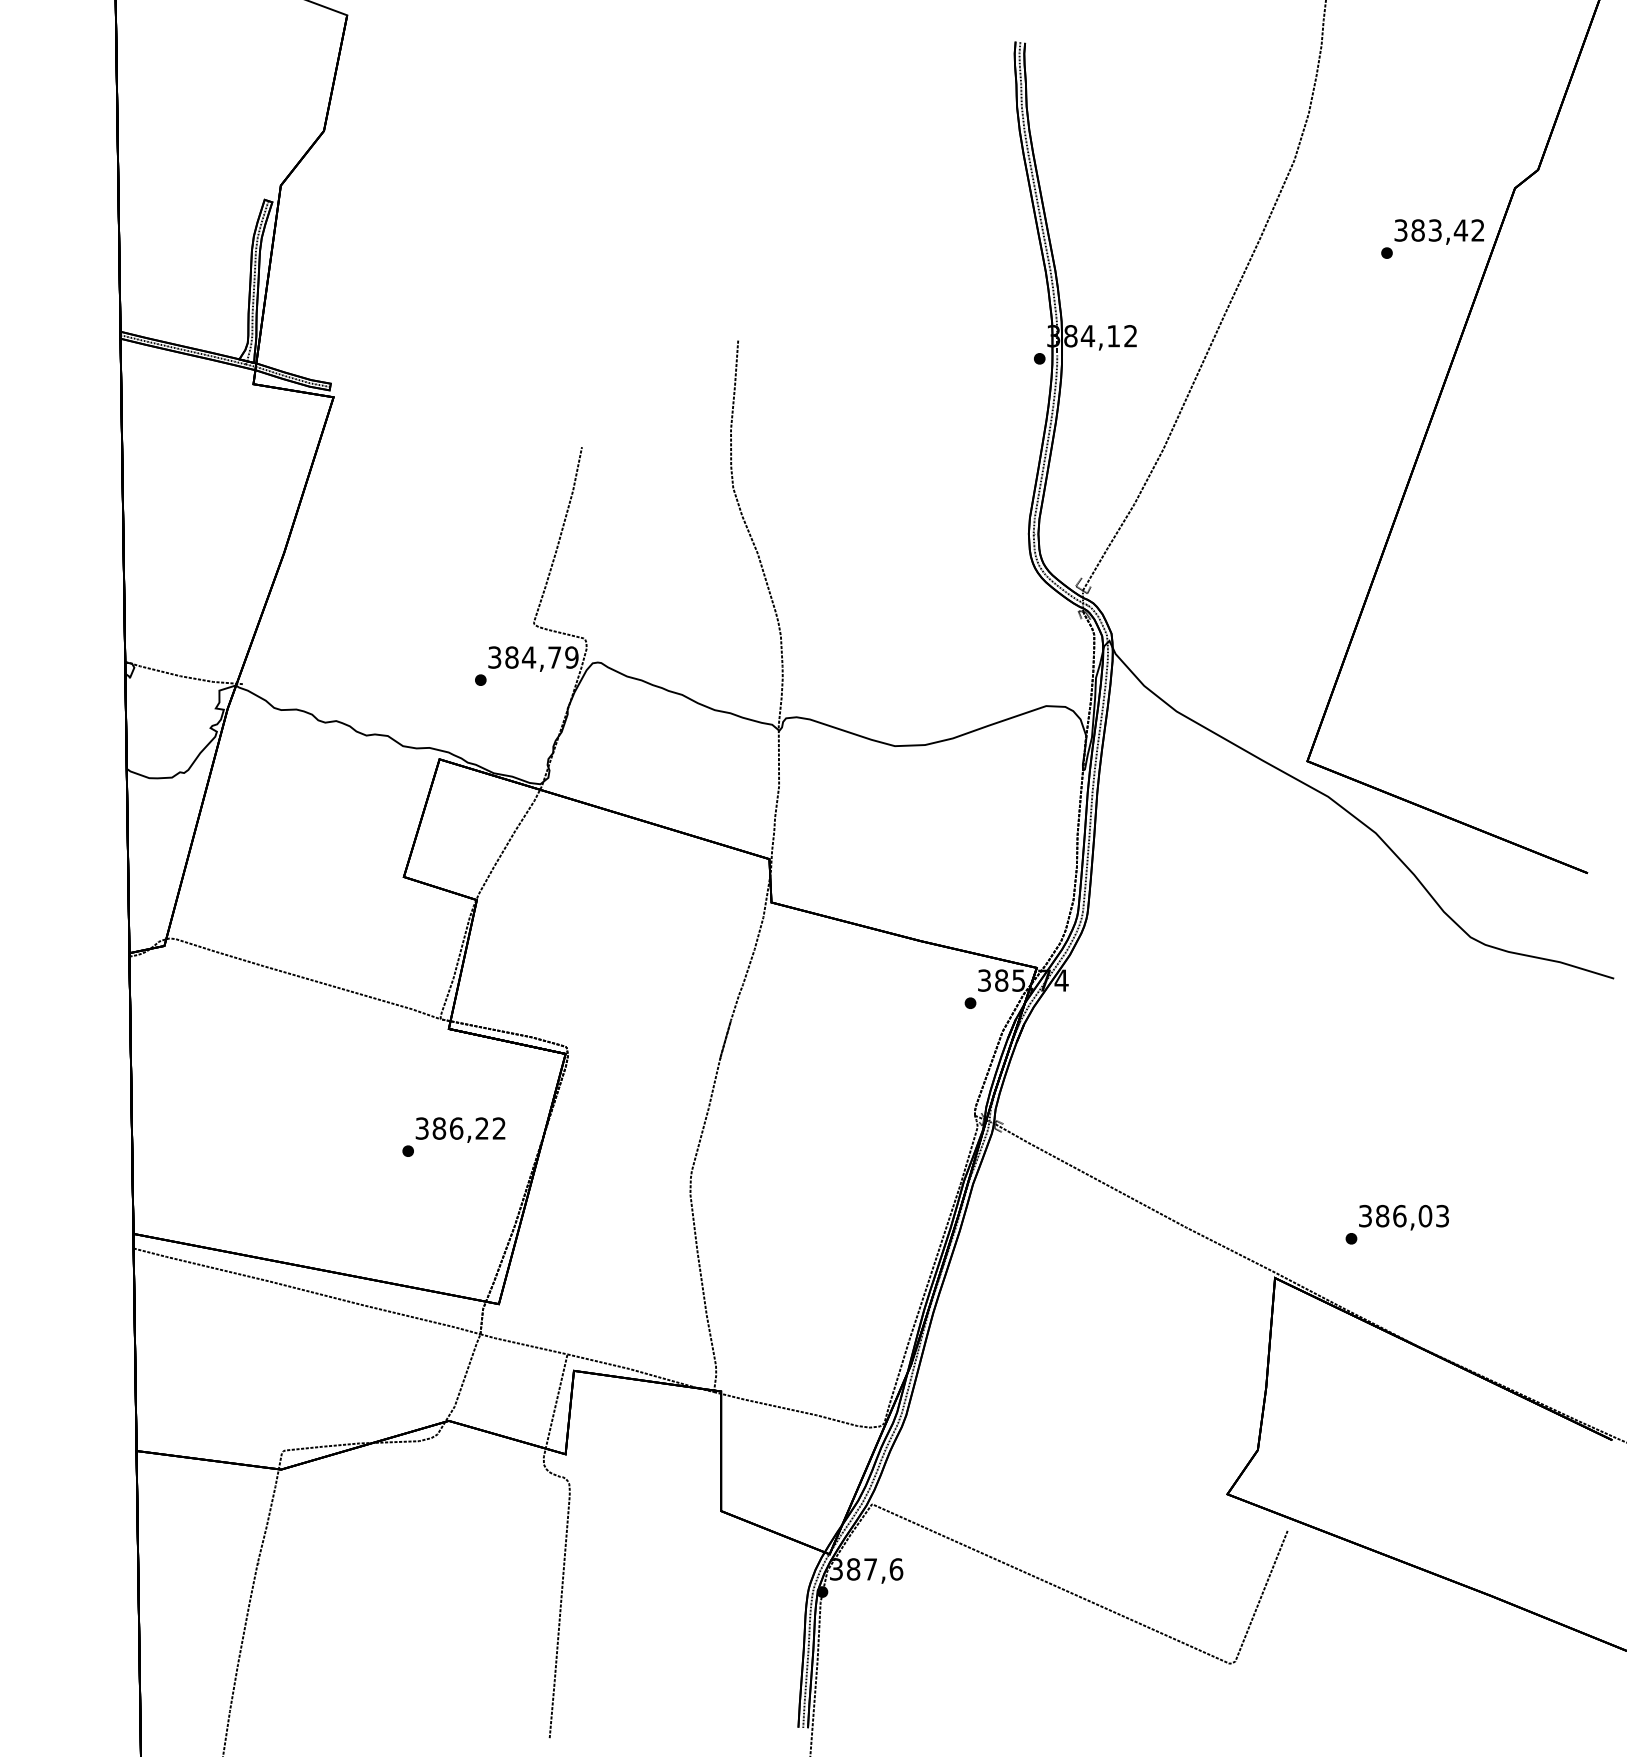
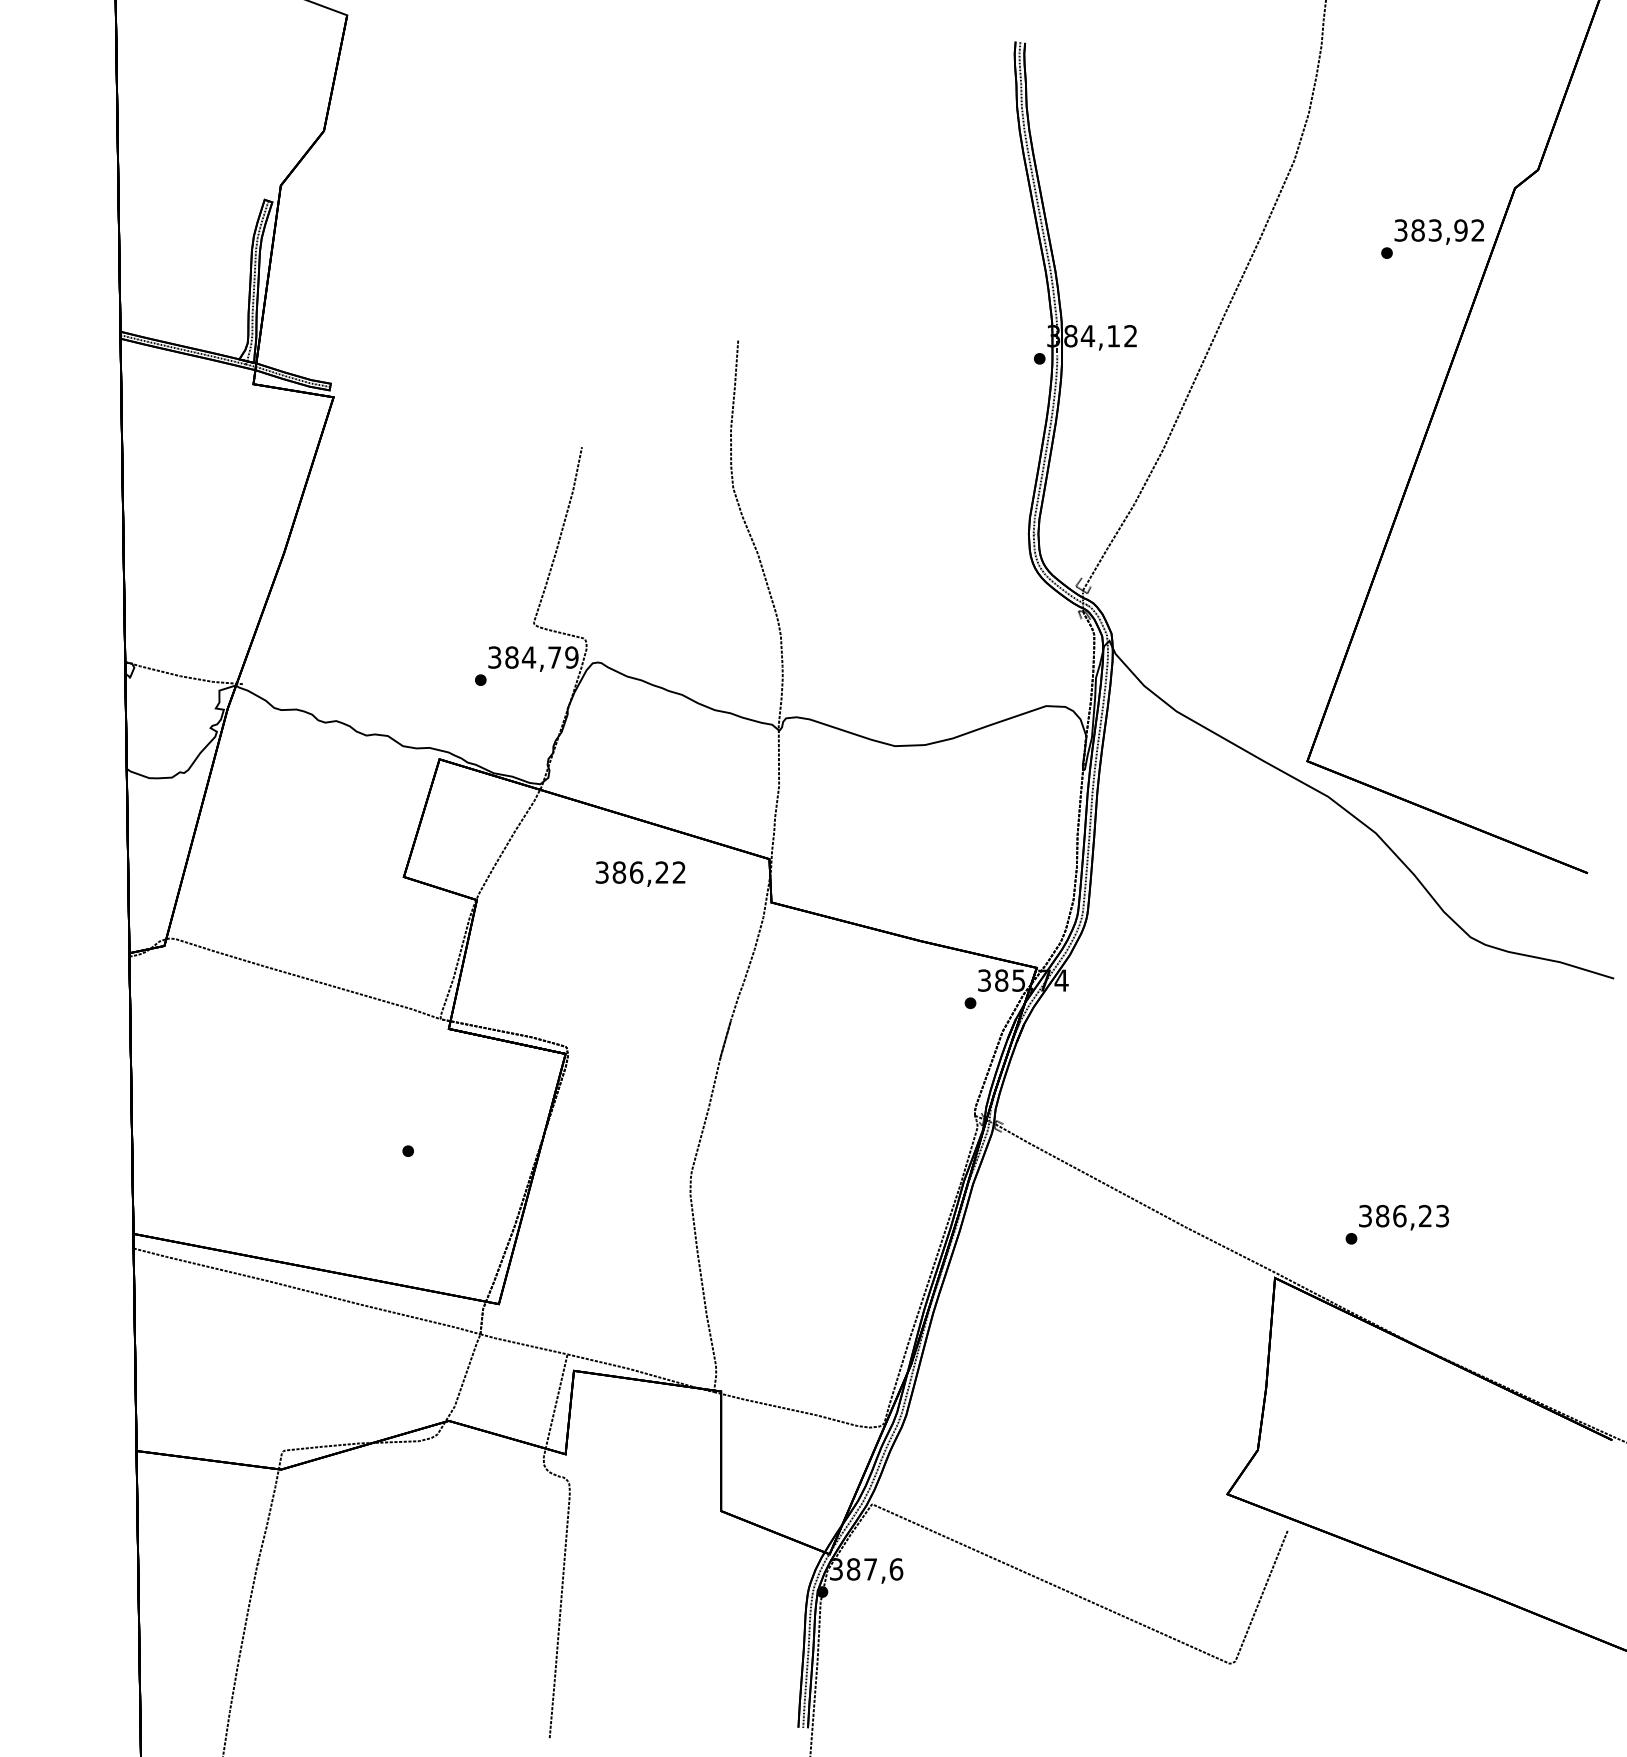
text: 383,42 -> 383,92 (1460, 230)
text position: (460, 1129) -> (640, 873) (640, 873)
text: 386,03 -> 386,23 (1425, 1216)
